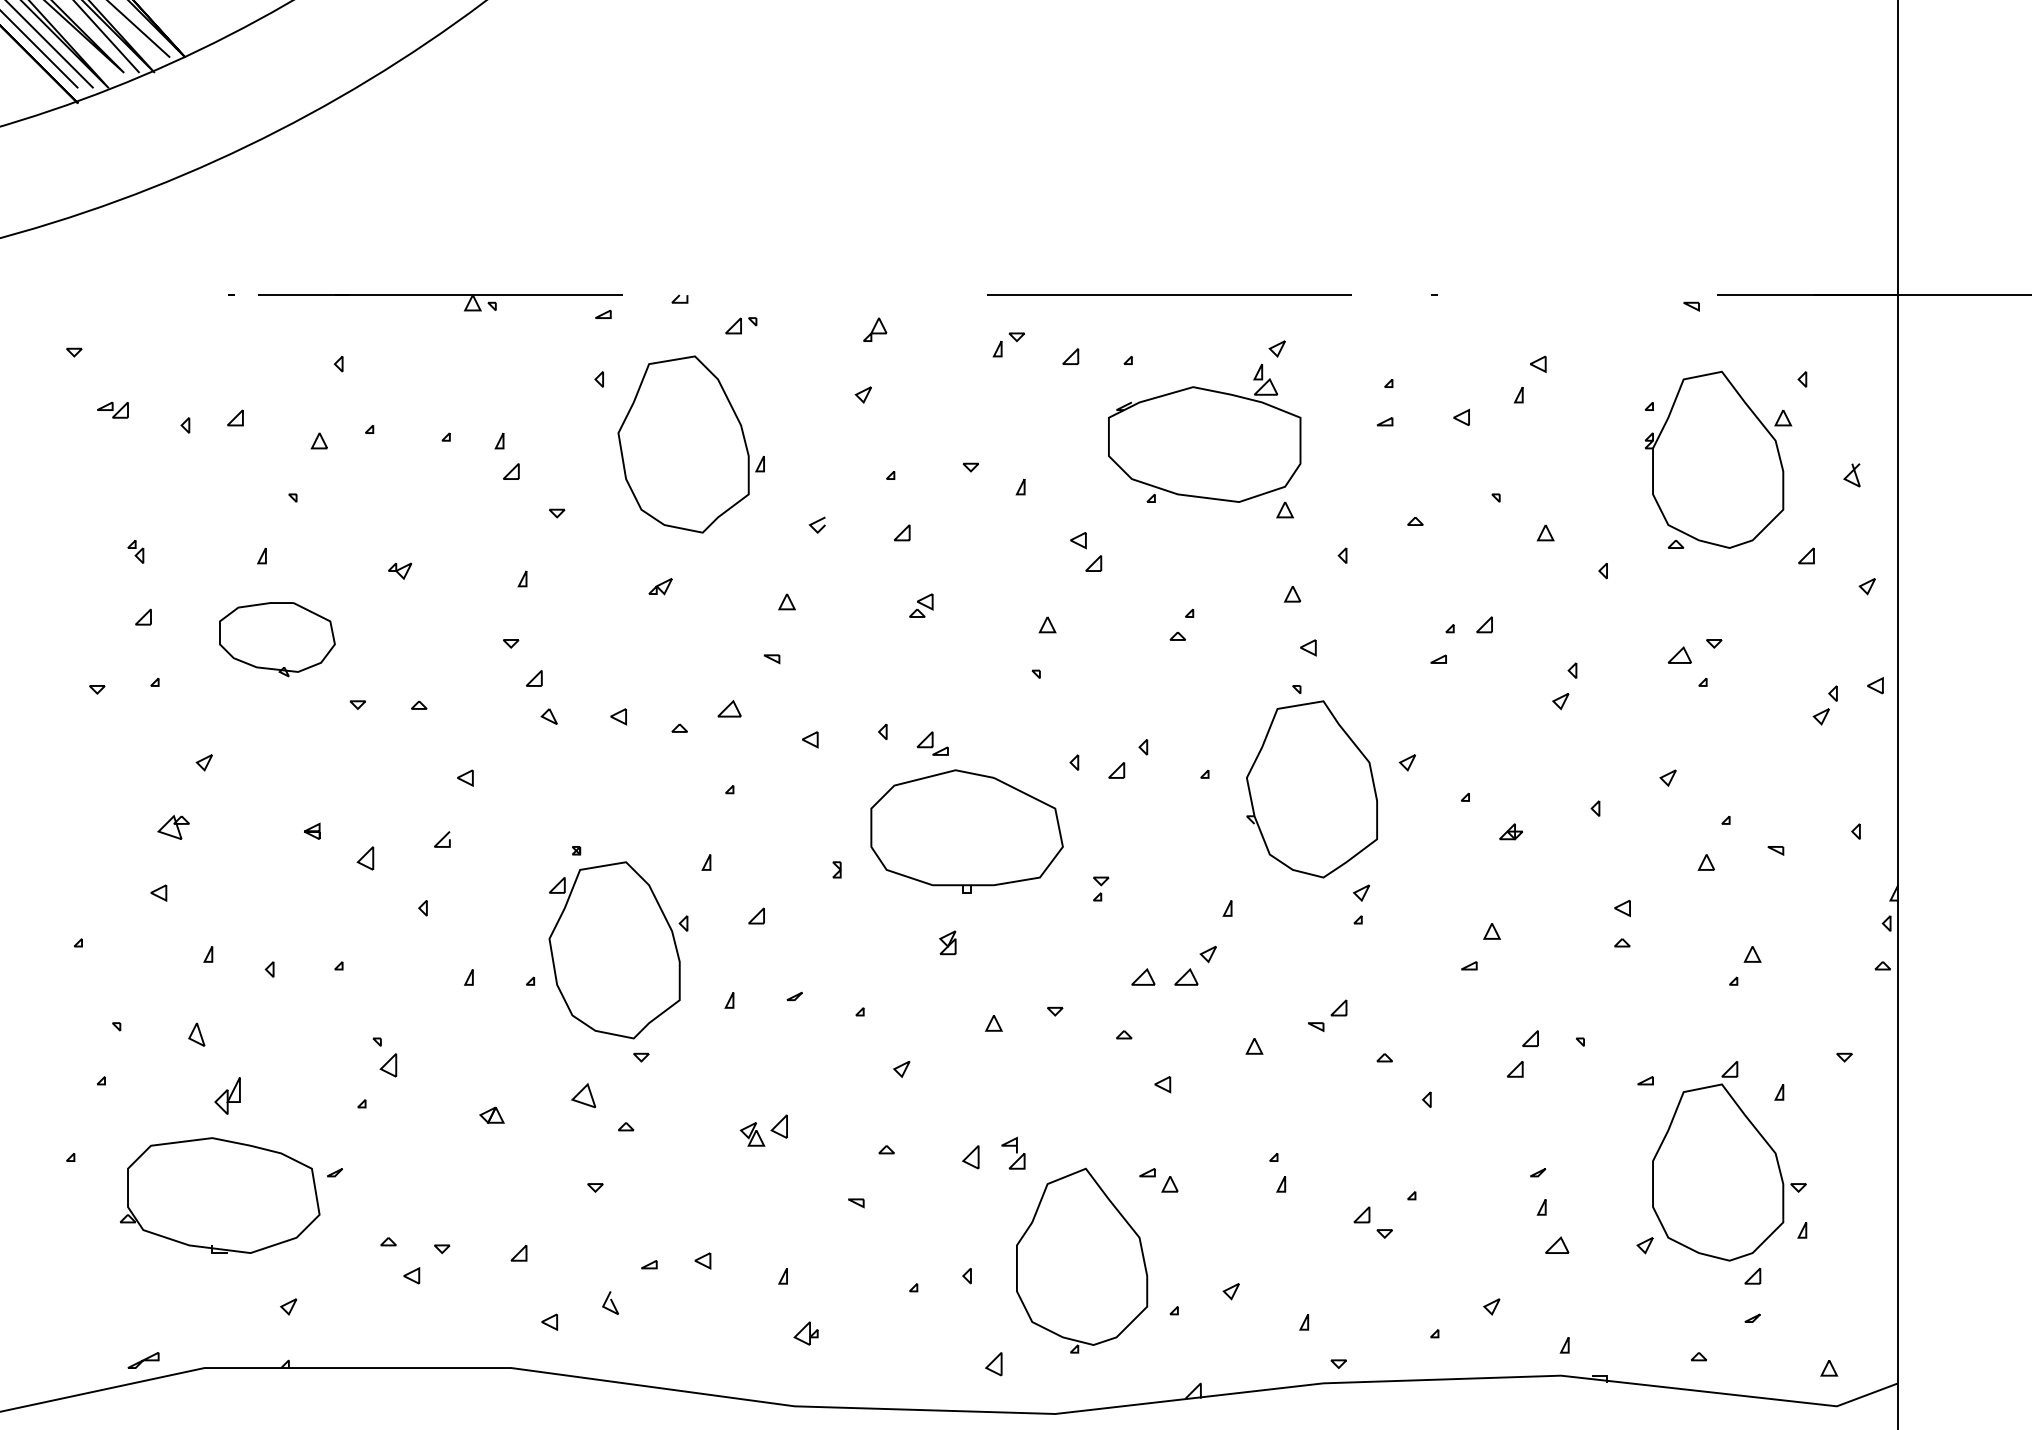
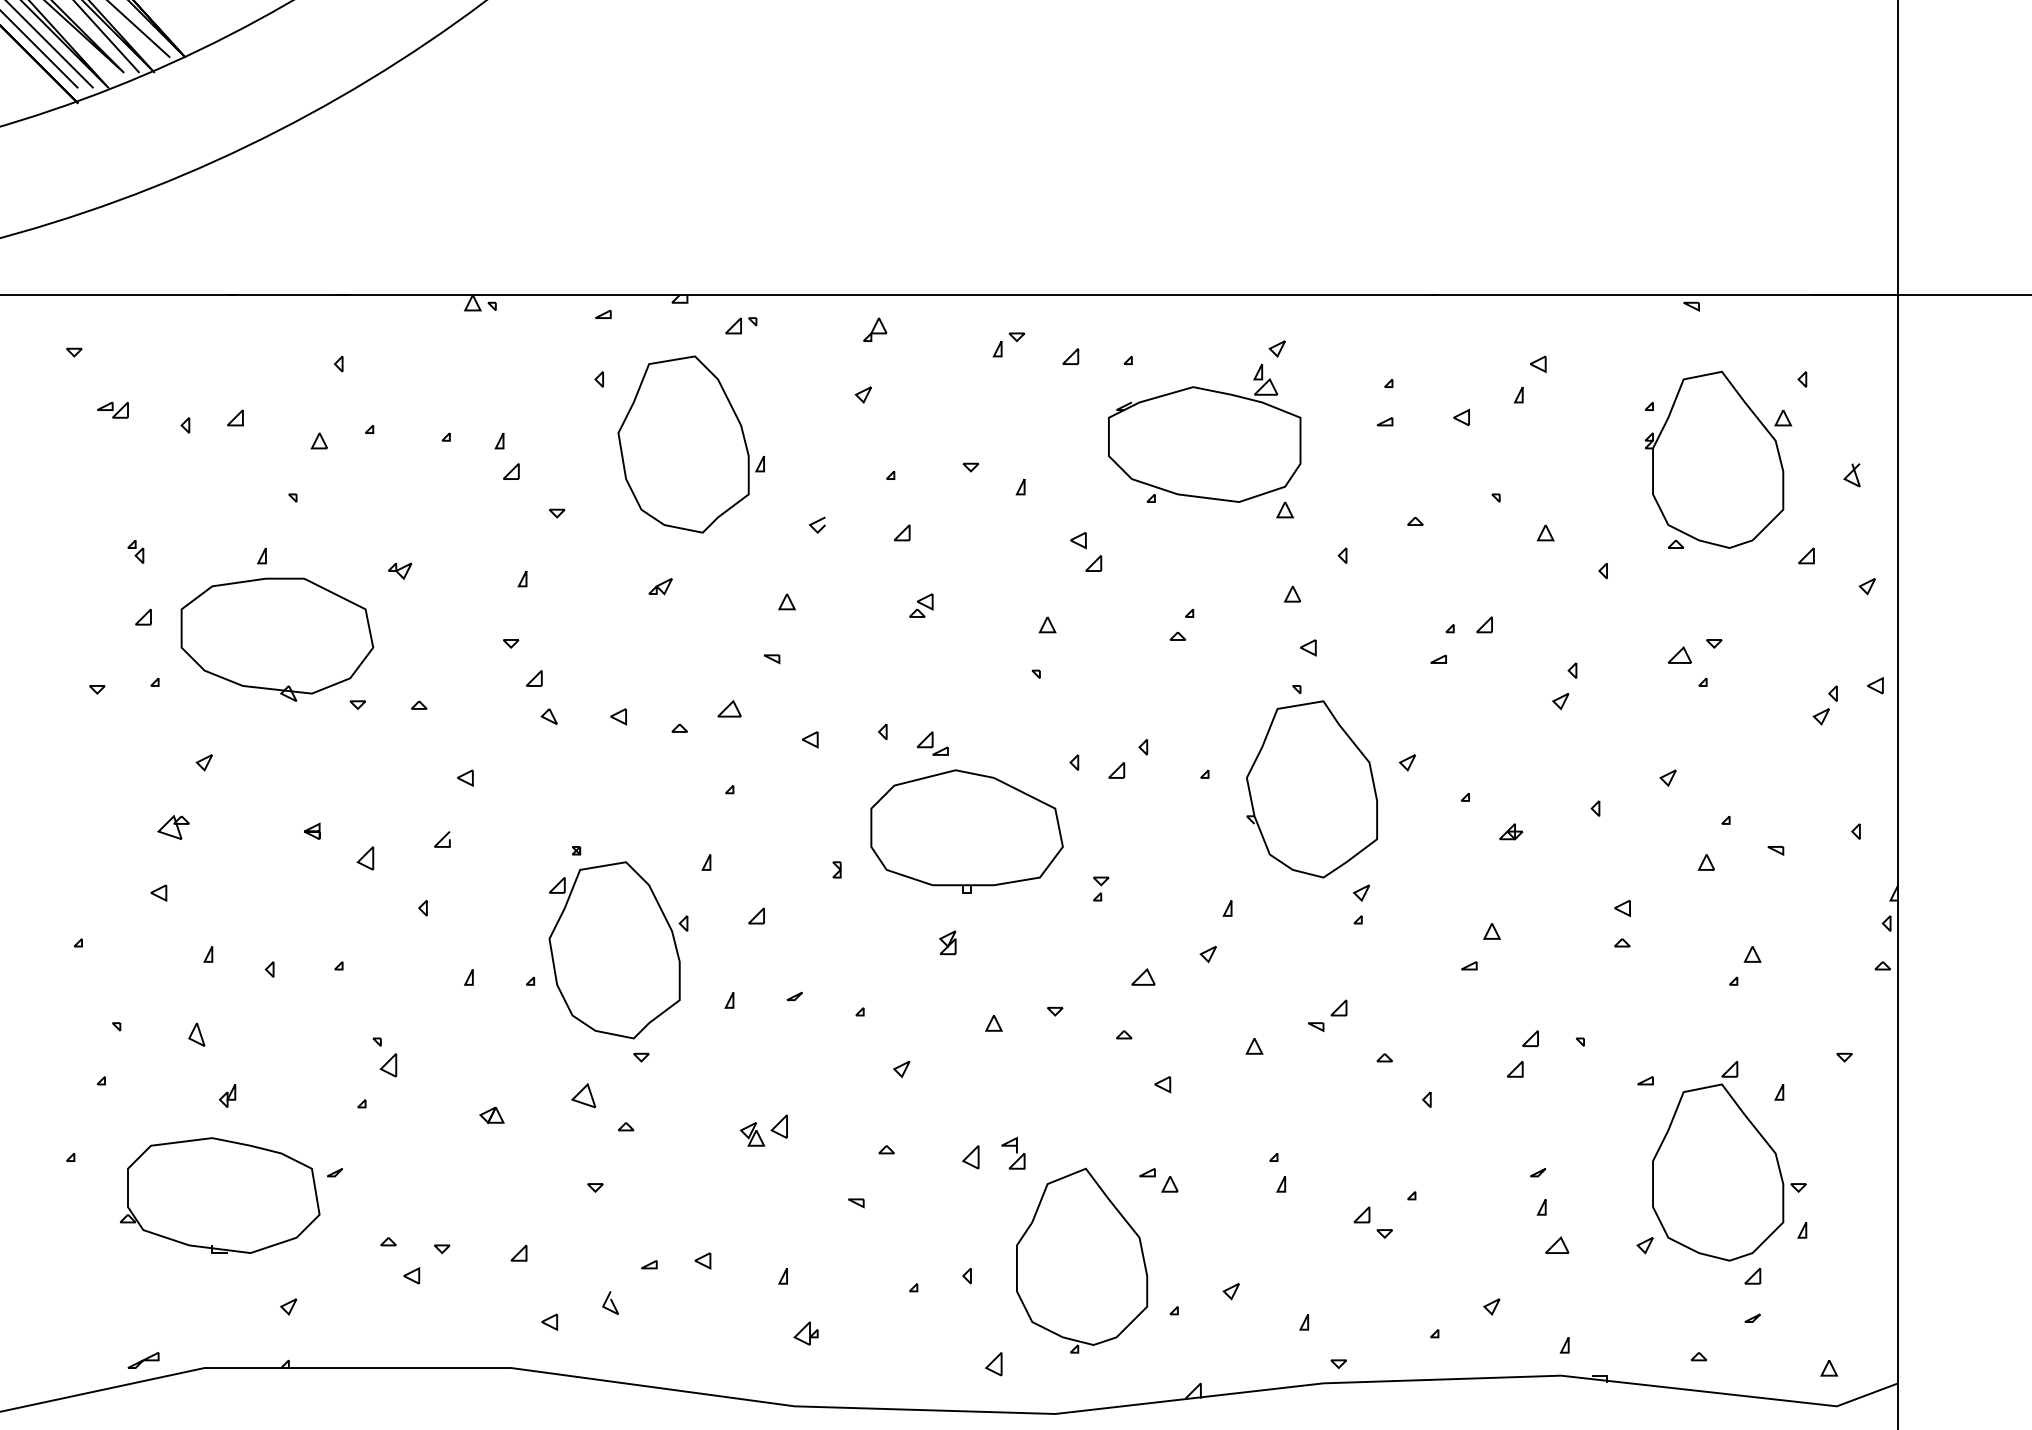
line: dashed -> solid (949, 295)
part size: 117x76 px -> 195x125 px (277, 639)
part: present -> none (1186, 976)
part size: 27x38 px -> 19x24 px (227, 1095)
